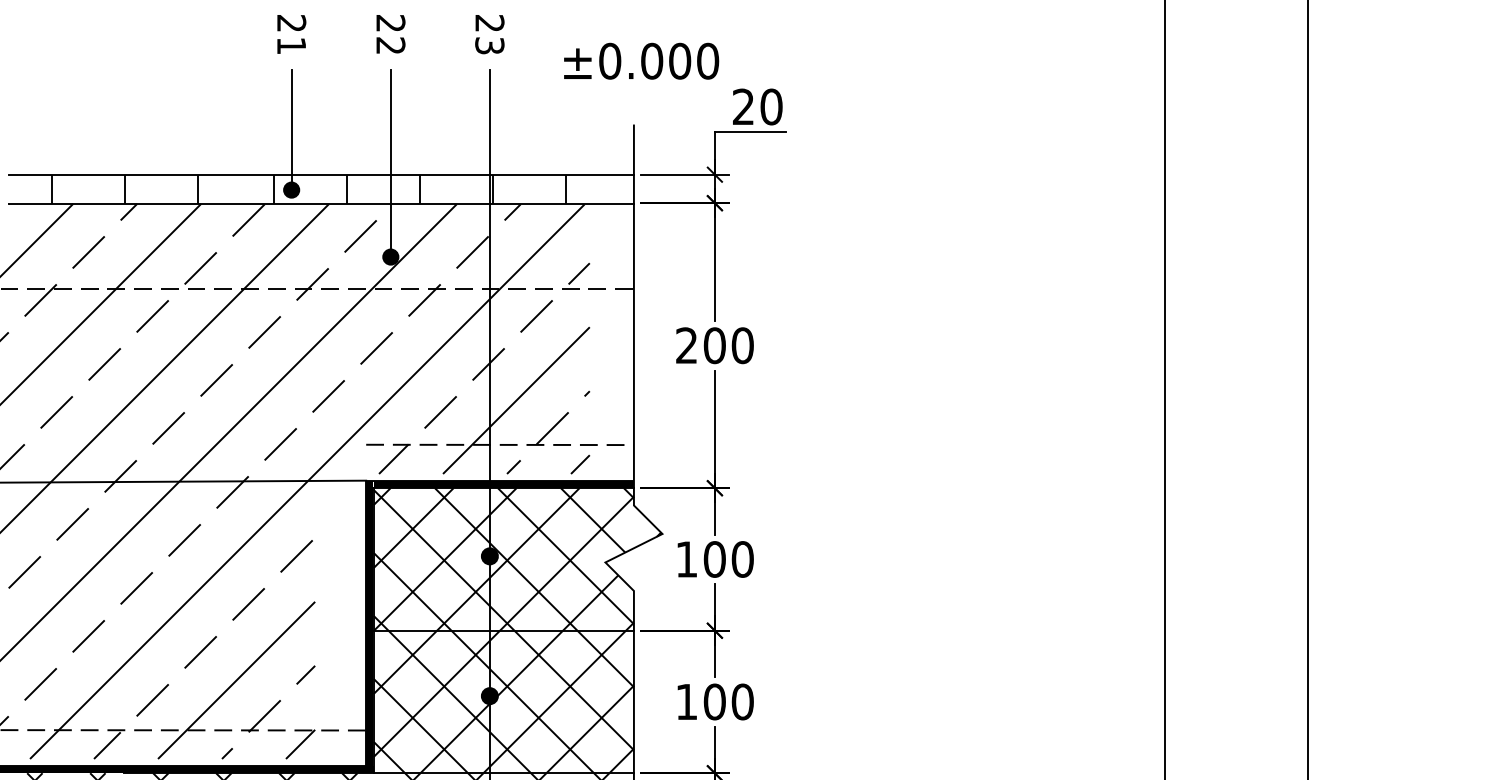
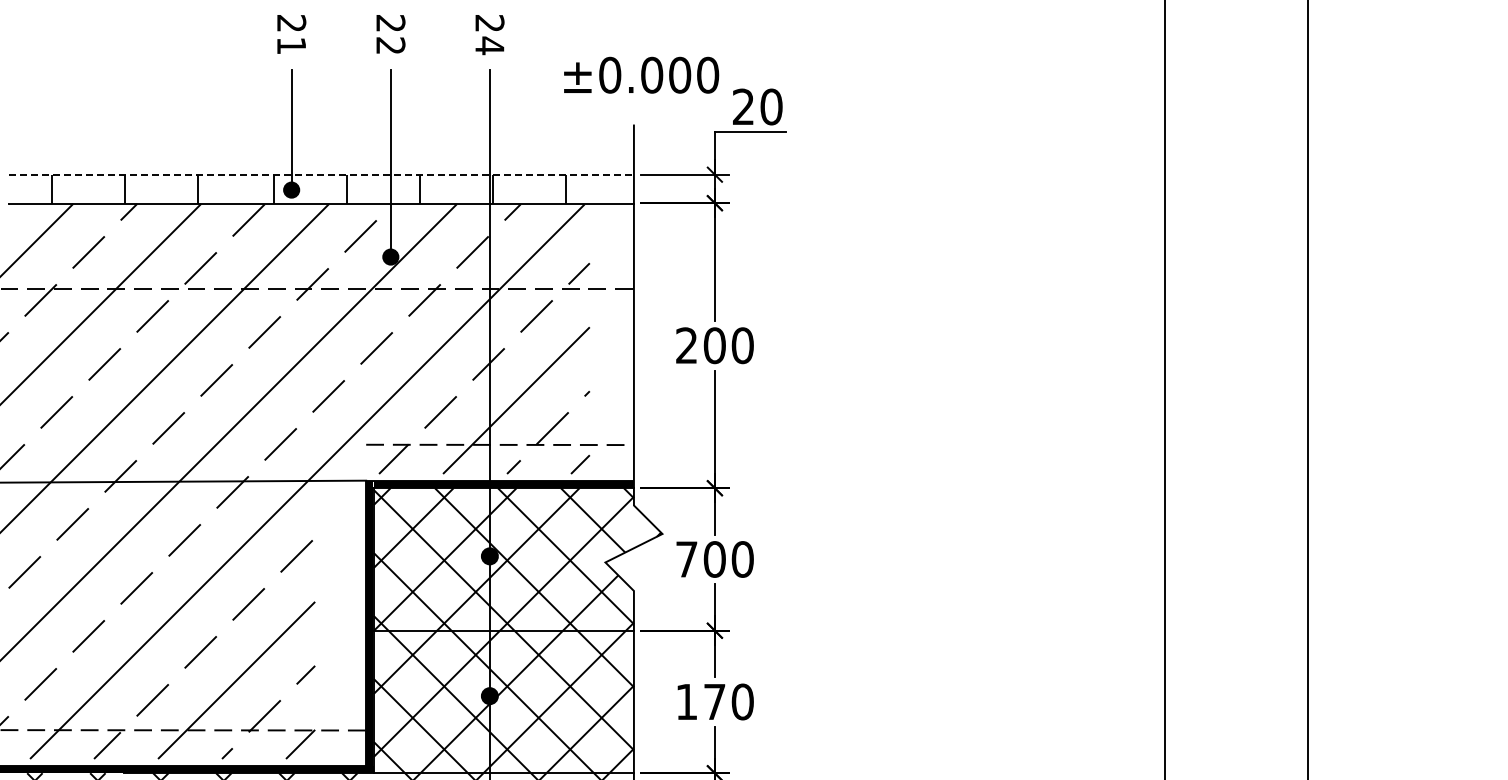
text: 23 -> 24 (489, 45)
text position: (641, 60) -> (641, 74) (641, 74)
line: solid -> dashed (322, 175)
text: 100 -> 700 (686, 559)
text: 100 -> 170 (714, 701)
